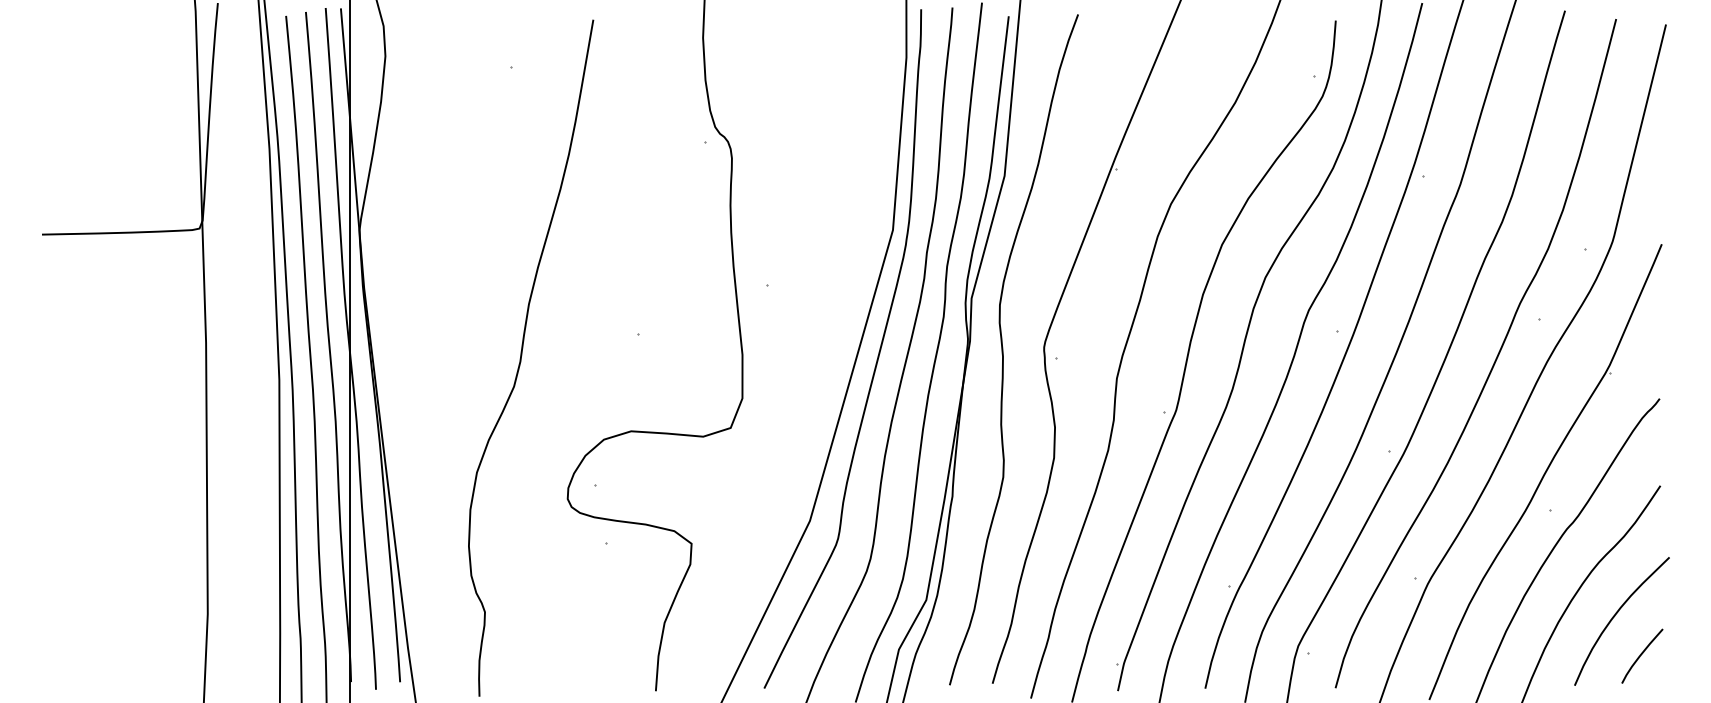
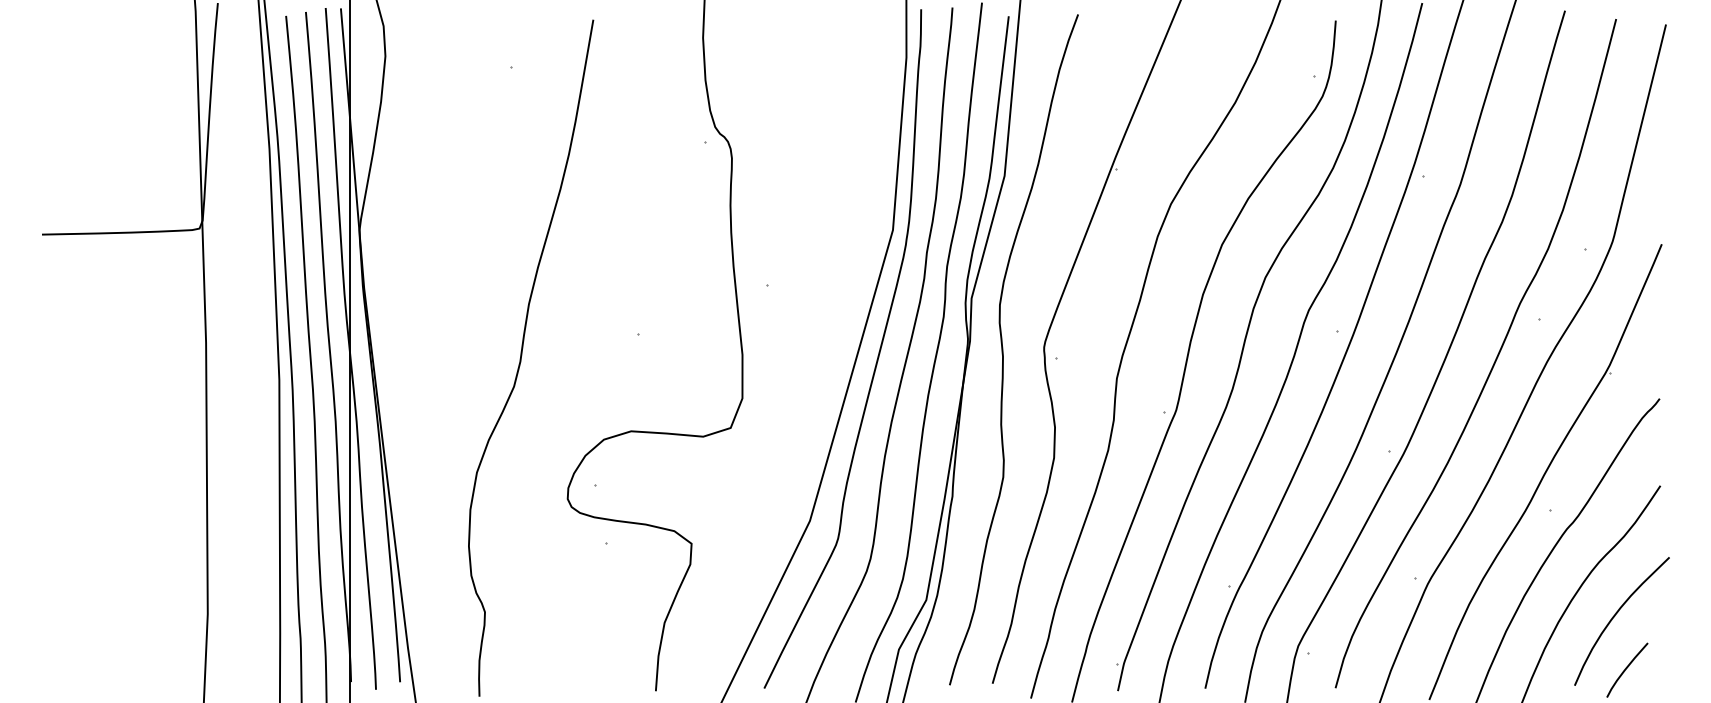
curve position: (1642, 654) -> (1627, 668) (1627, 668)
